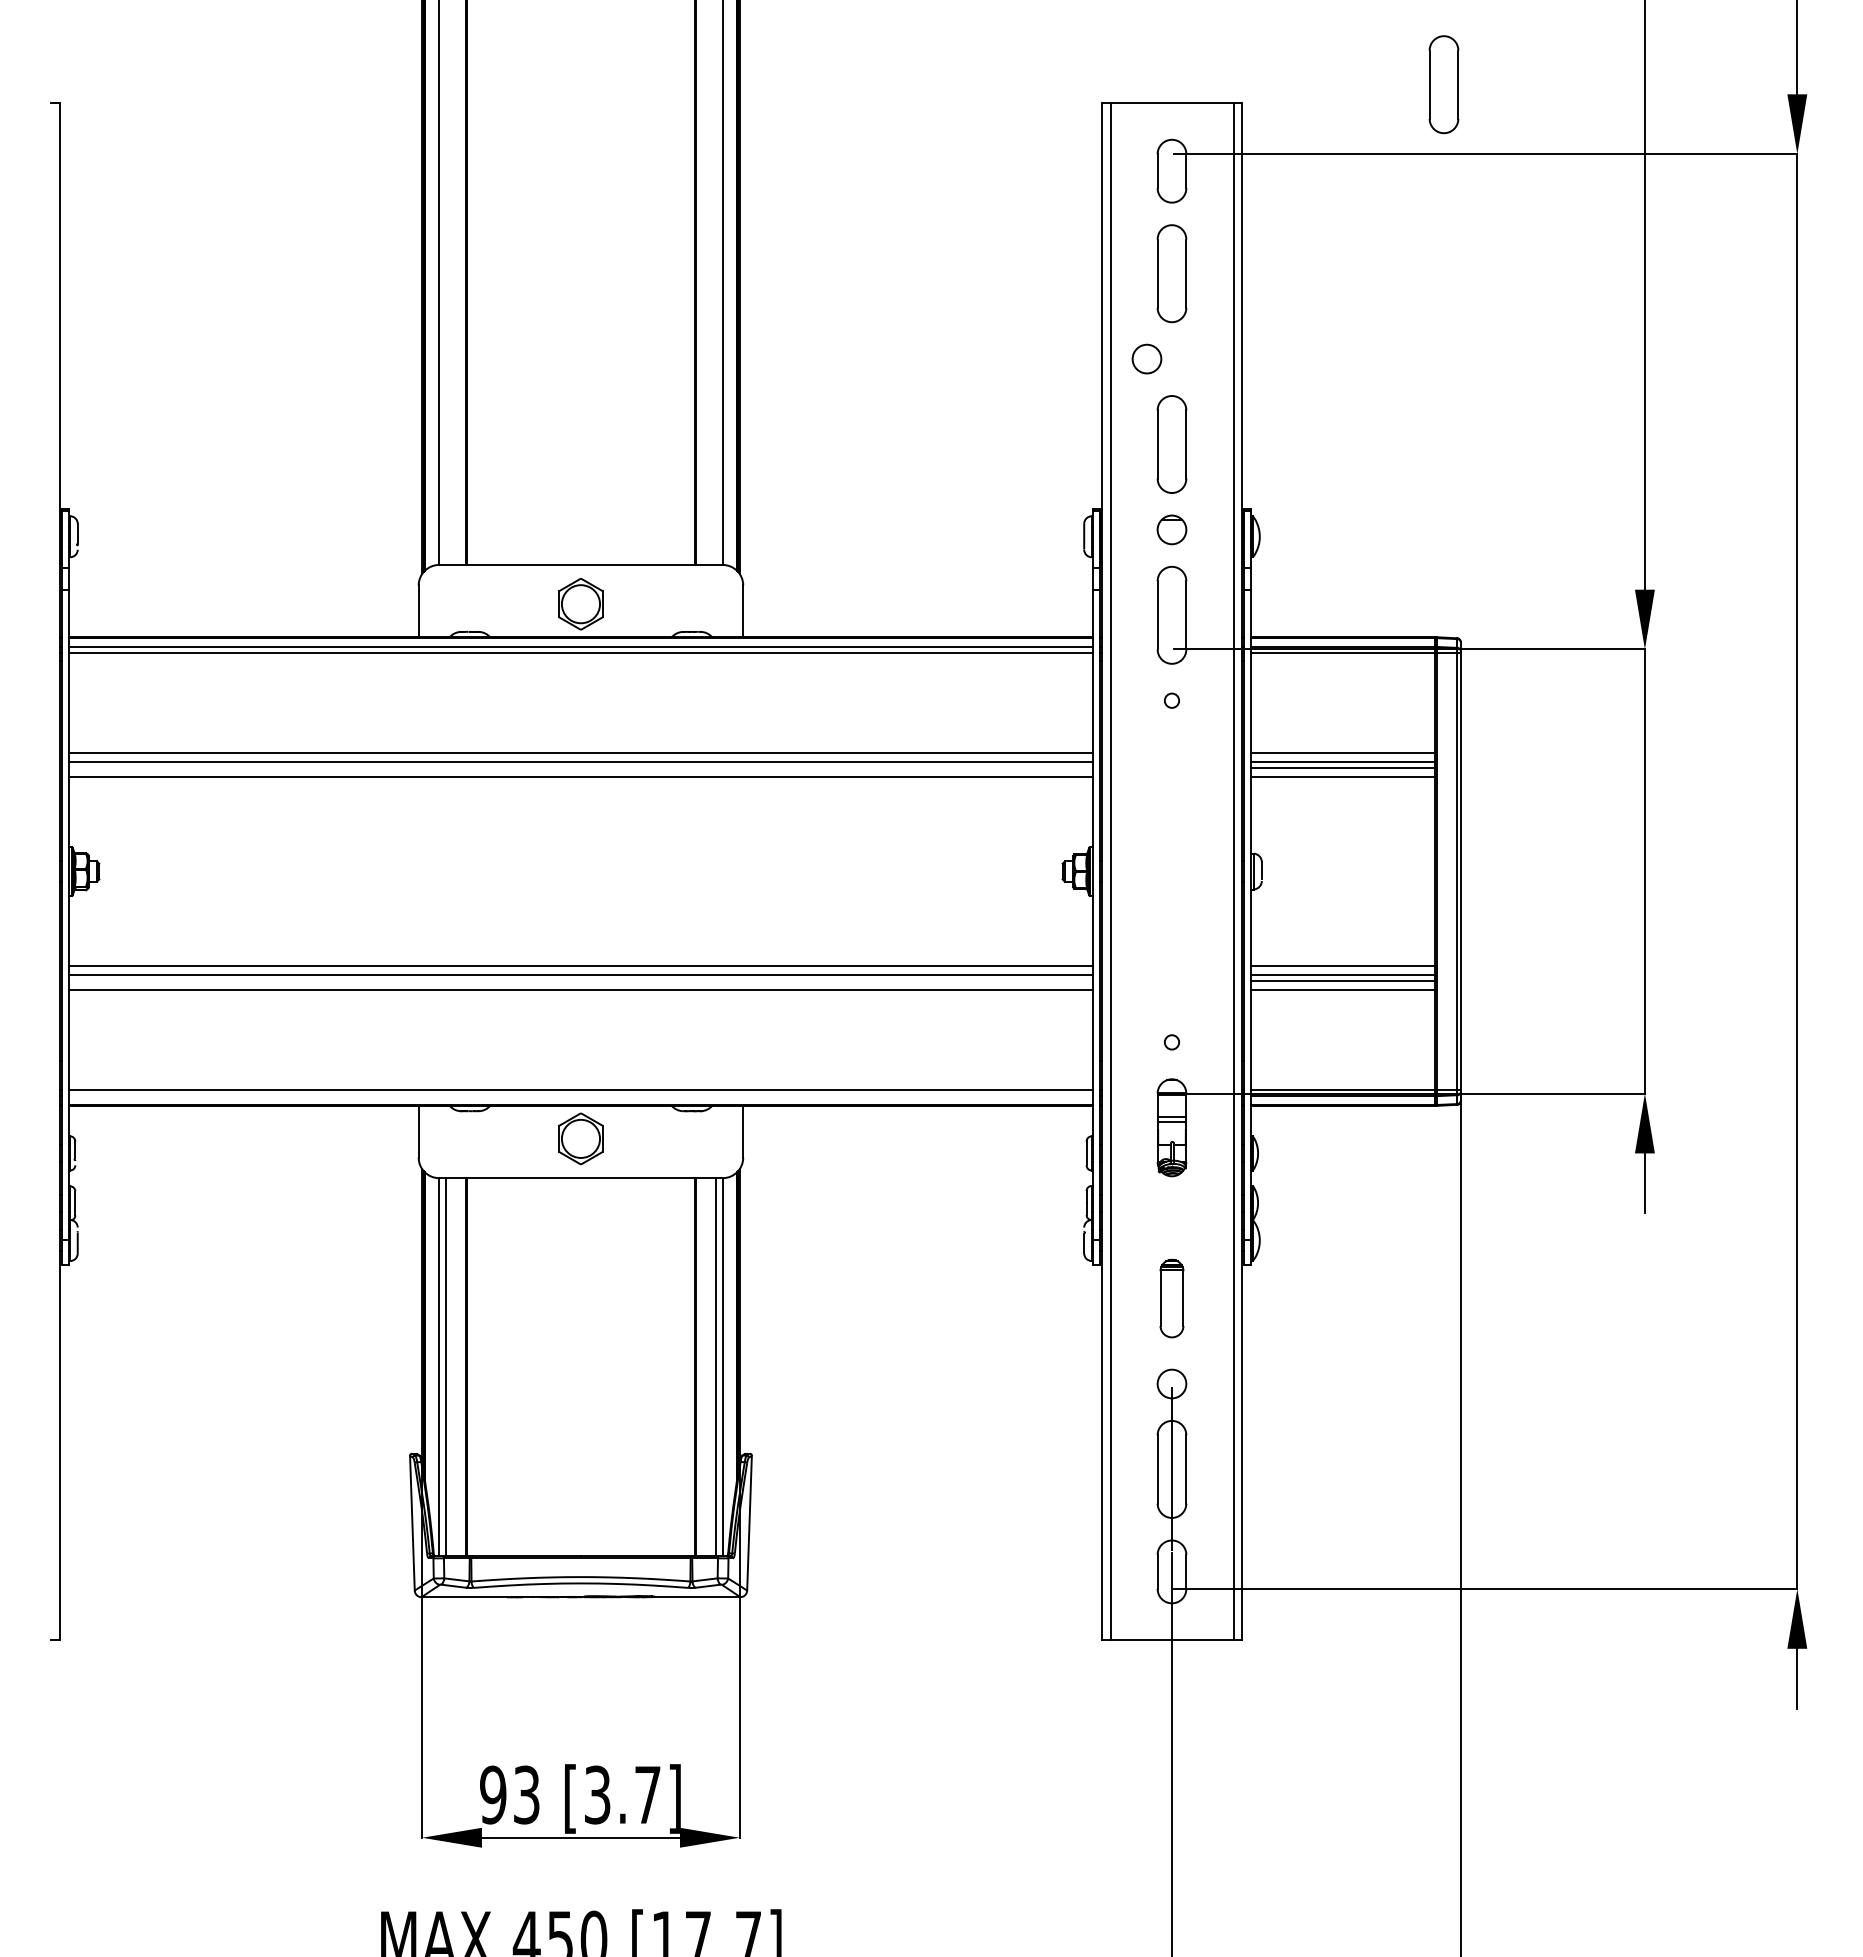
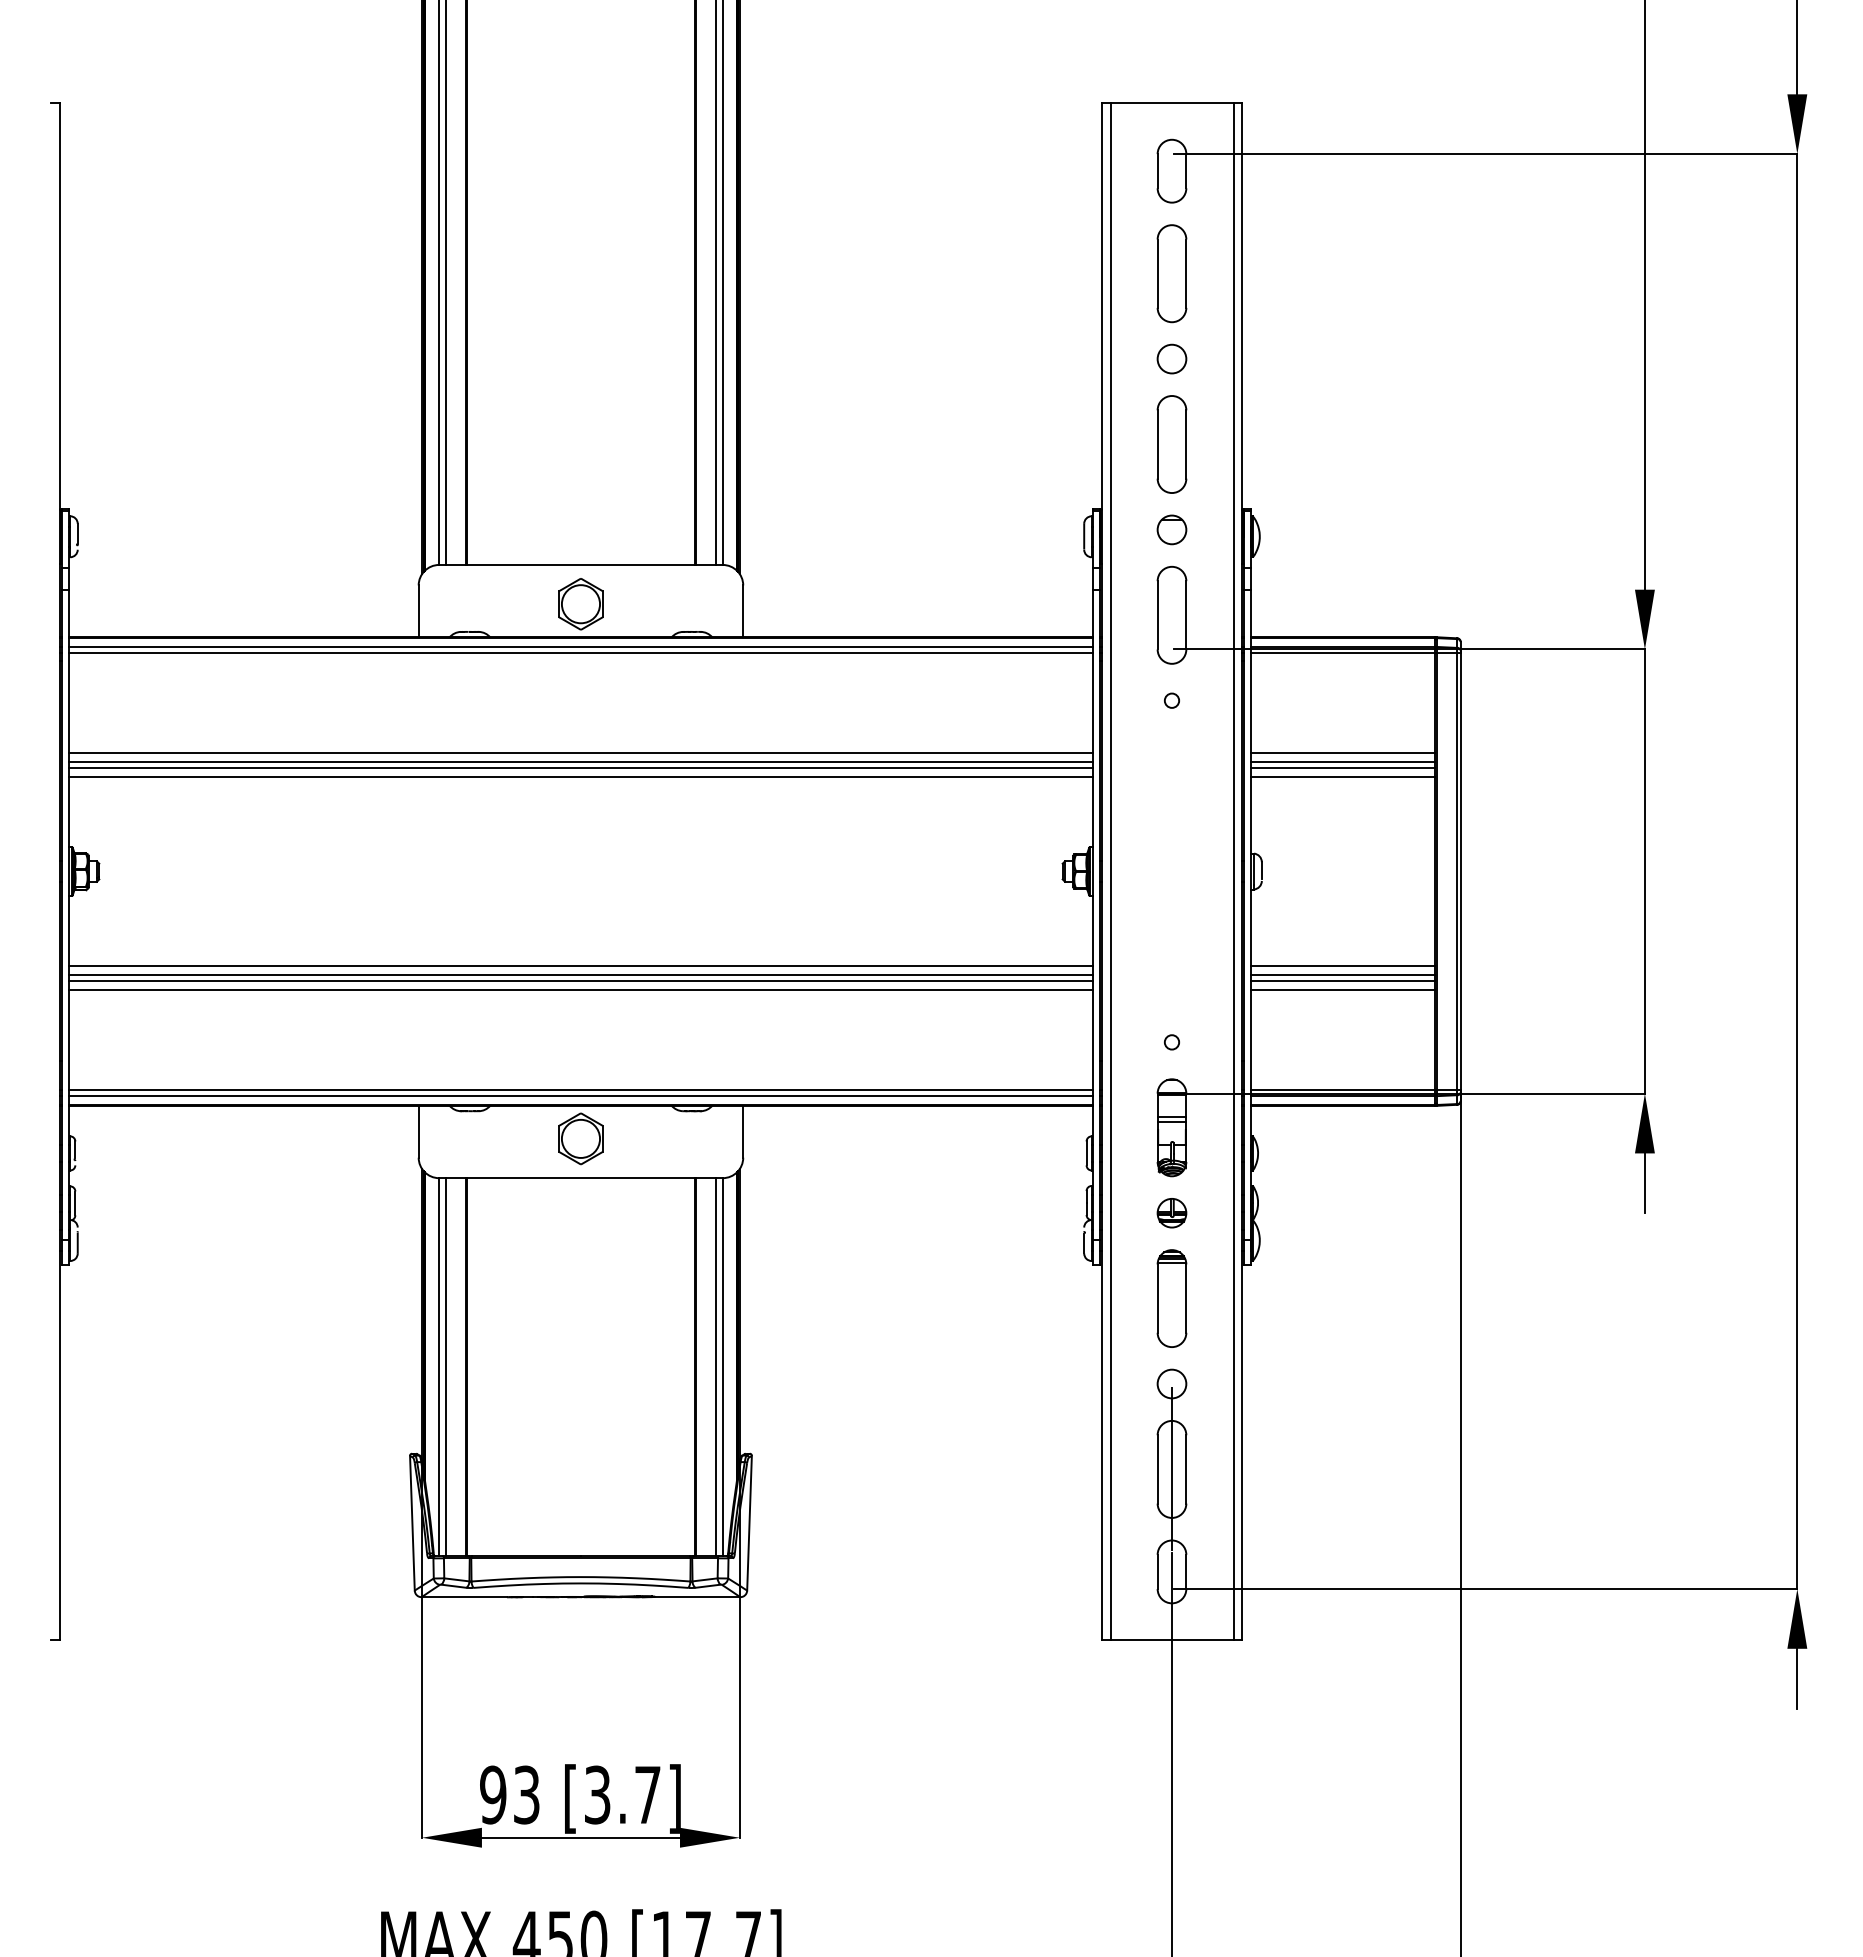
part: present -> none (1443, 84)
line: none -> present (446, 283)
line: none -> present (715, 283)
circle position: (1146, 358) -> (1171, 358) (1171, 358)
line: none -> present (580, 767)
line: none -> present (580, 981)
line: none -> present (580, 1096)
part: none -> present (1171, 1213)
part size: 26x81 px -> 32x99 px (1171, 1298)
